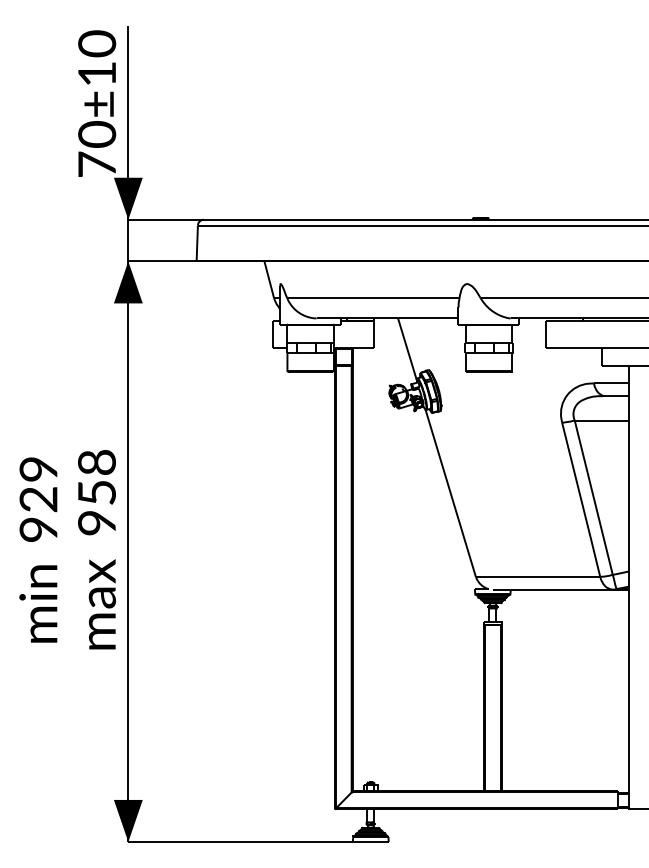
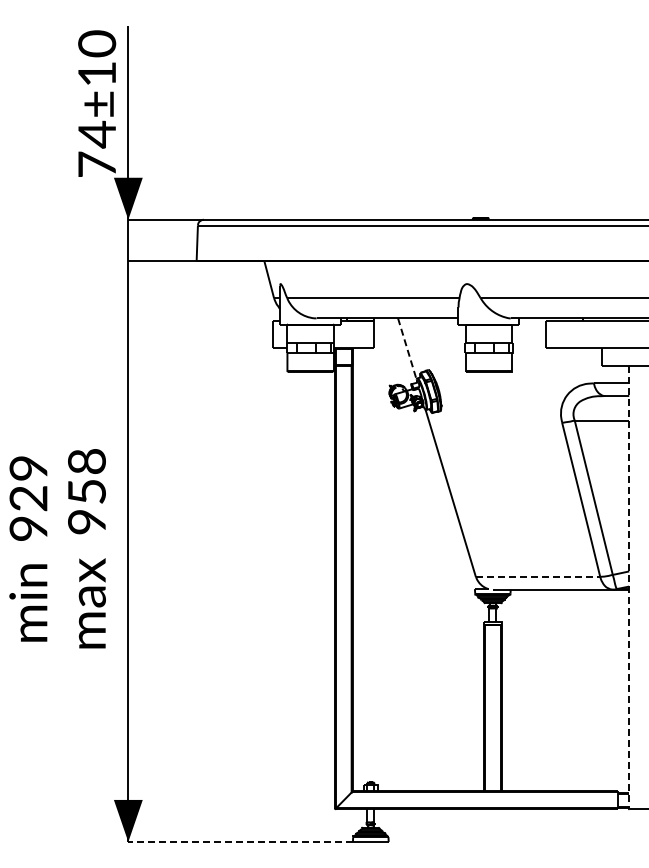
text: 70±10 -> 74±10 (97, 134)
fill: present -> none (127, 282)
line: solid -> dashed (407, 349)
text position: (67, 549) -> (57, 548) (57, 548)
line: solid -> dashed (538, 577)
line: solid -> dashed (629, 587)
line: solid -> dashed (240, 841)
